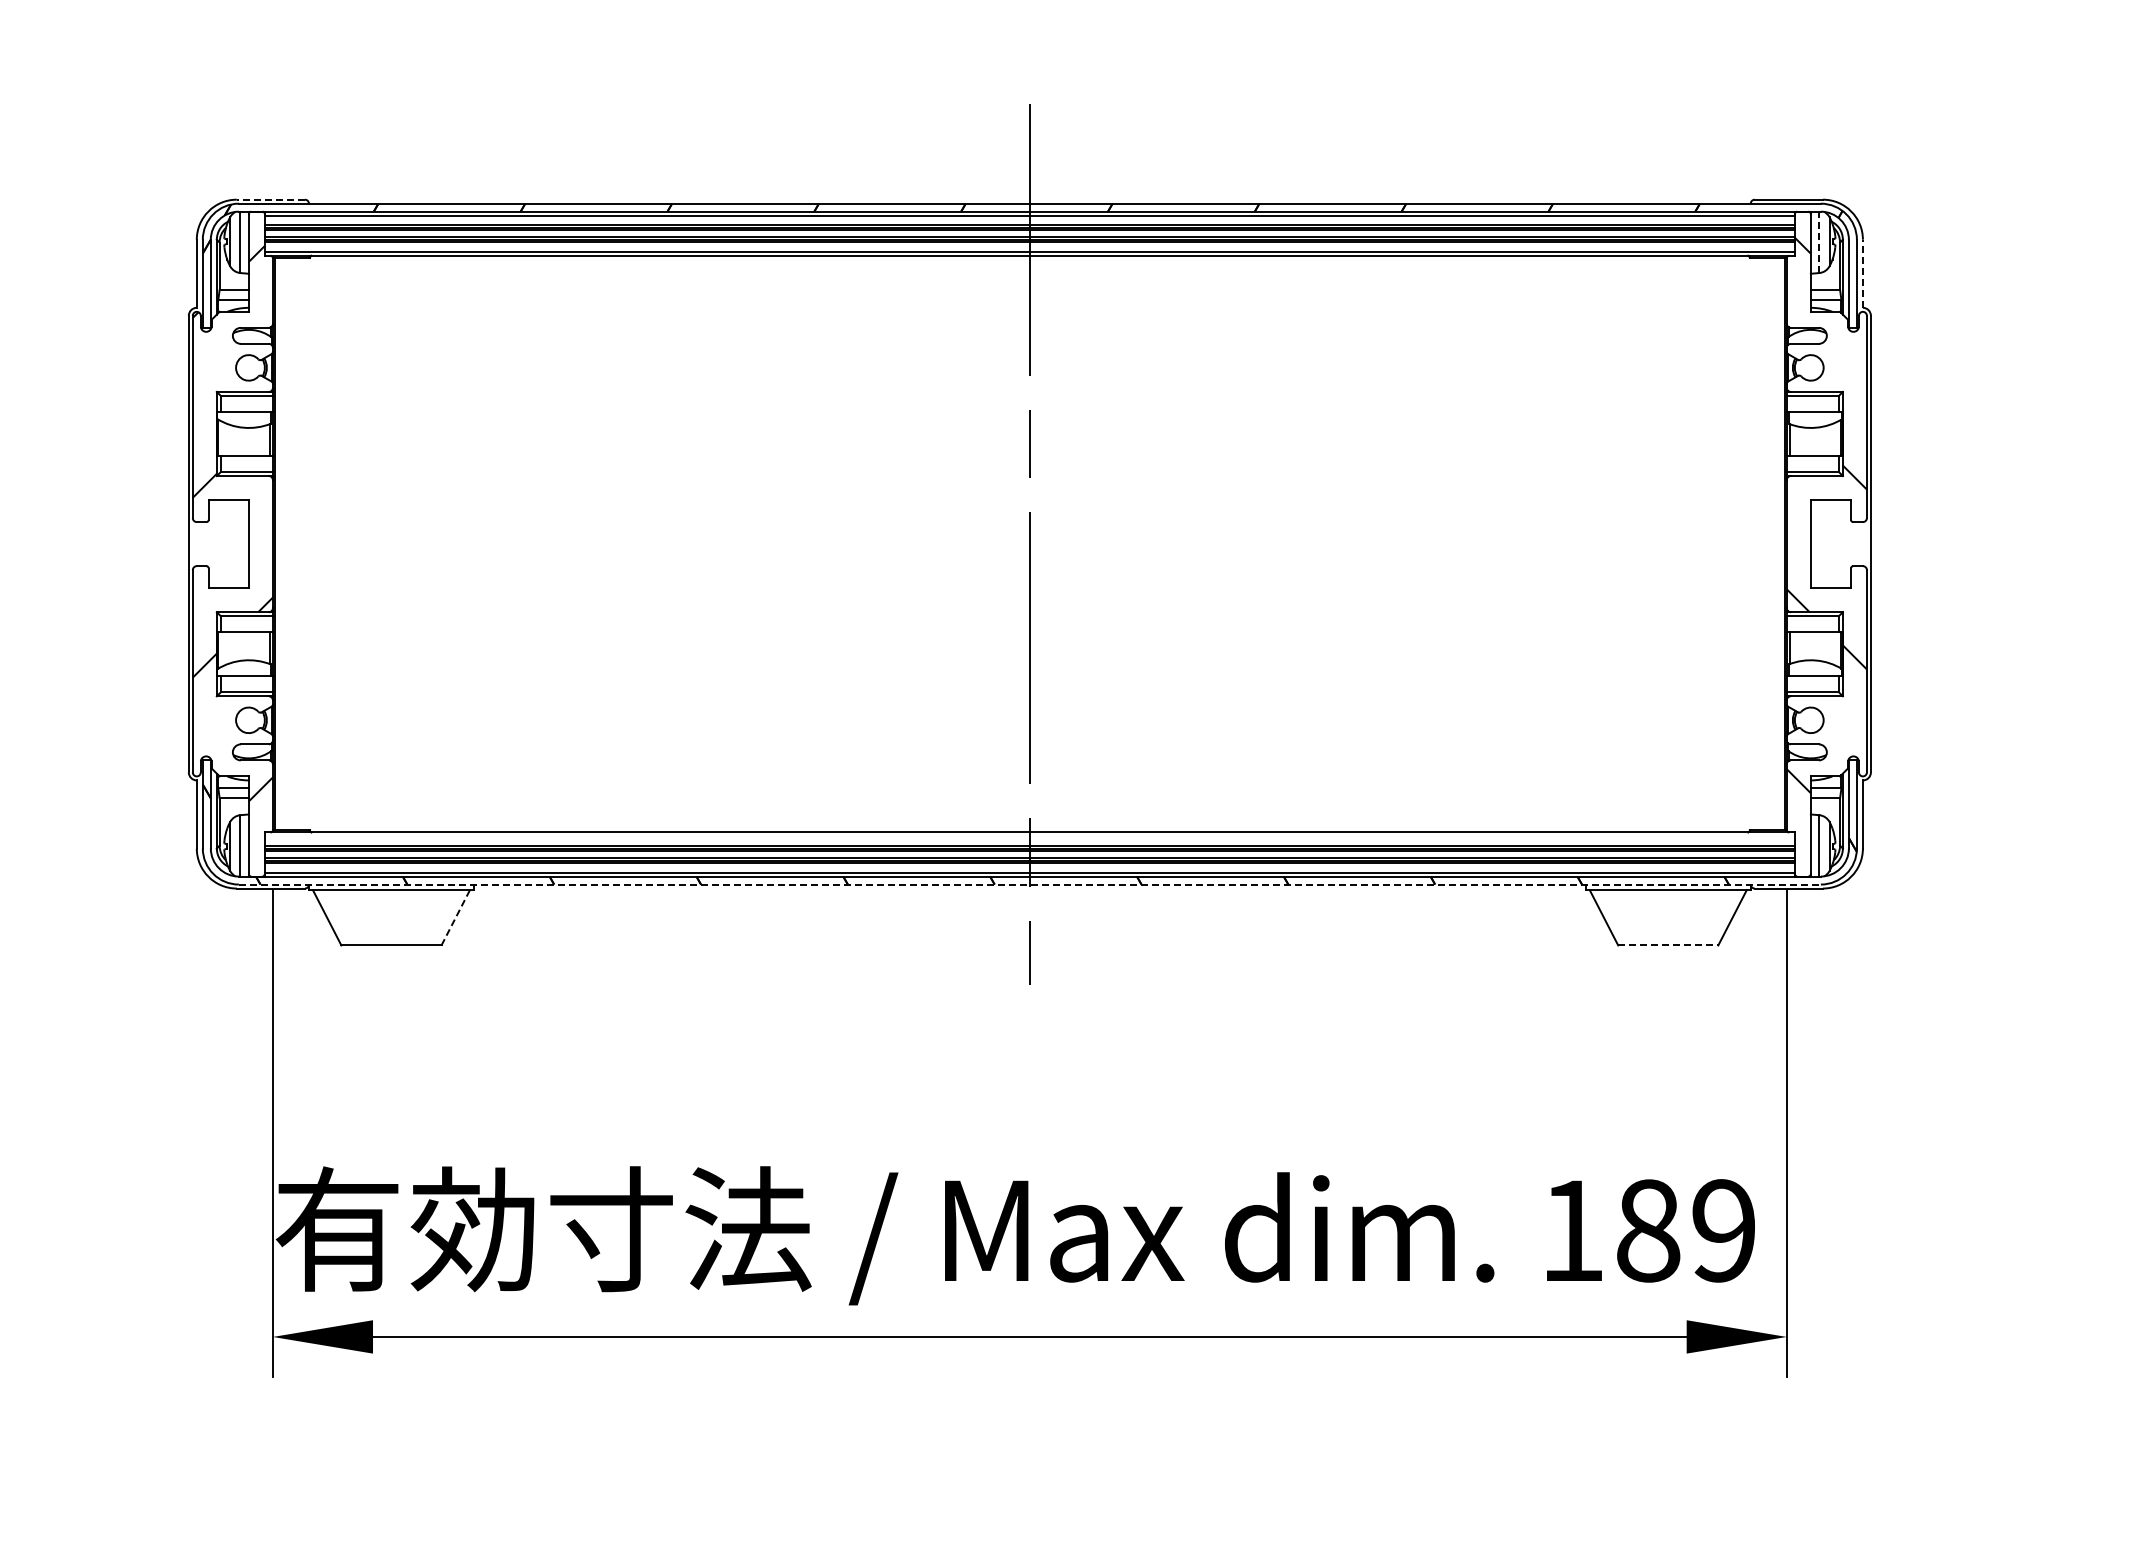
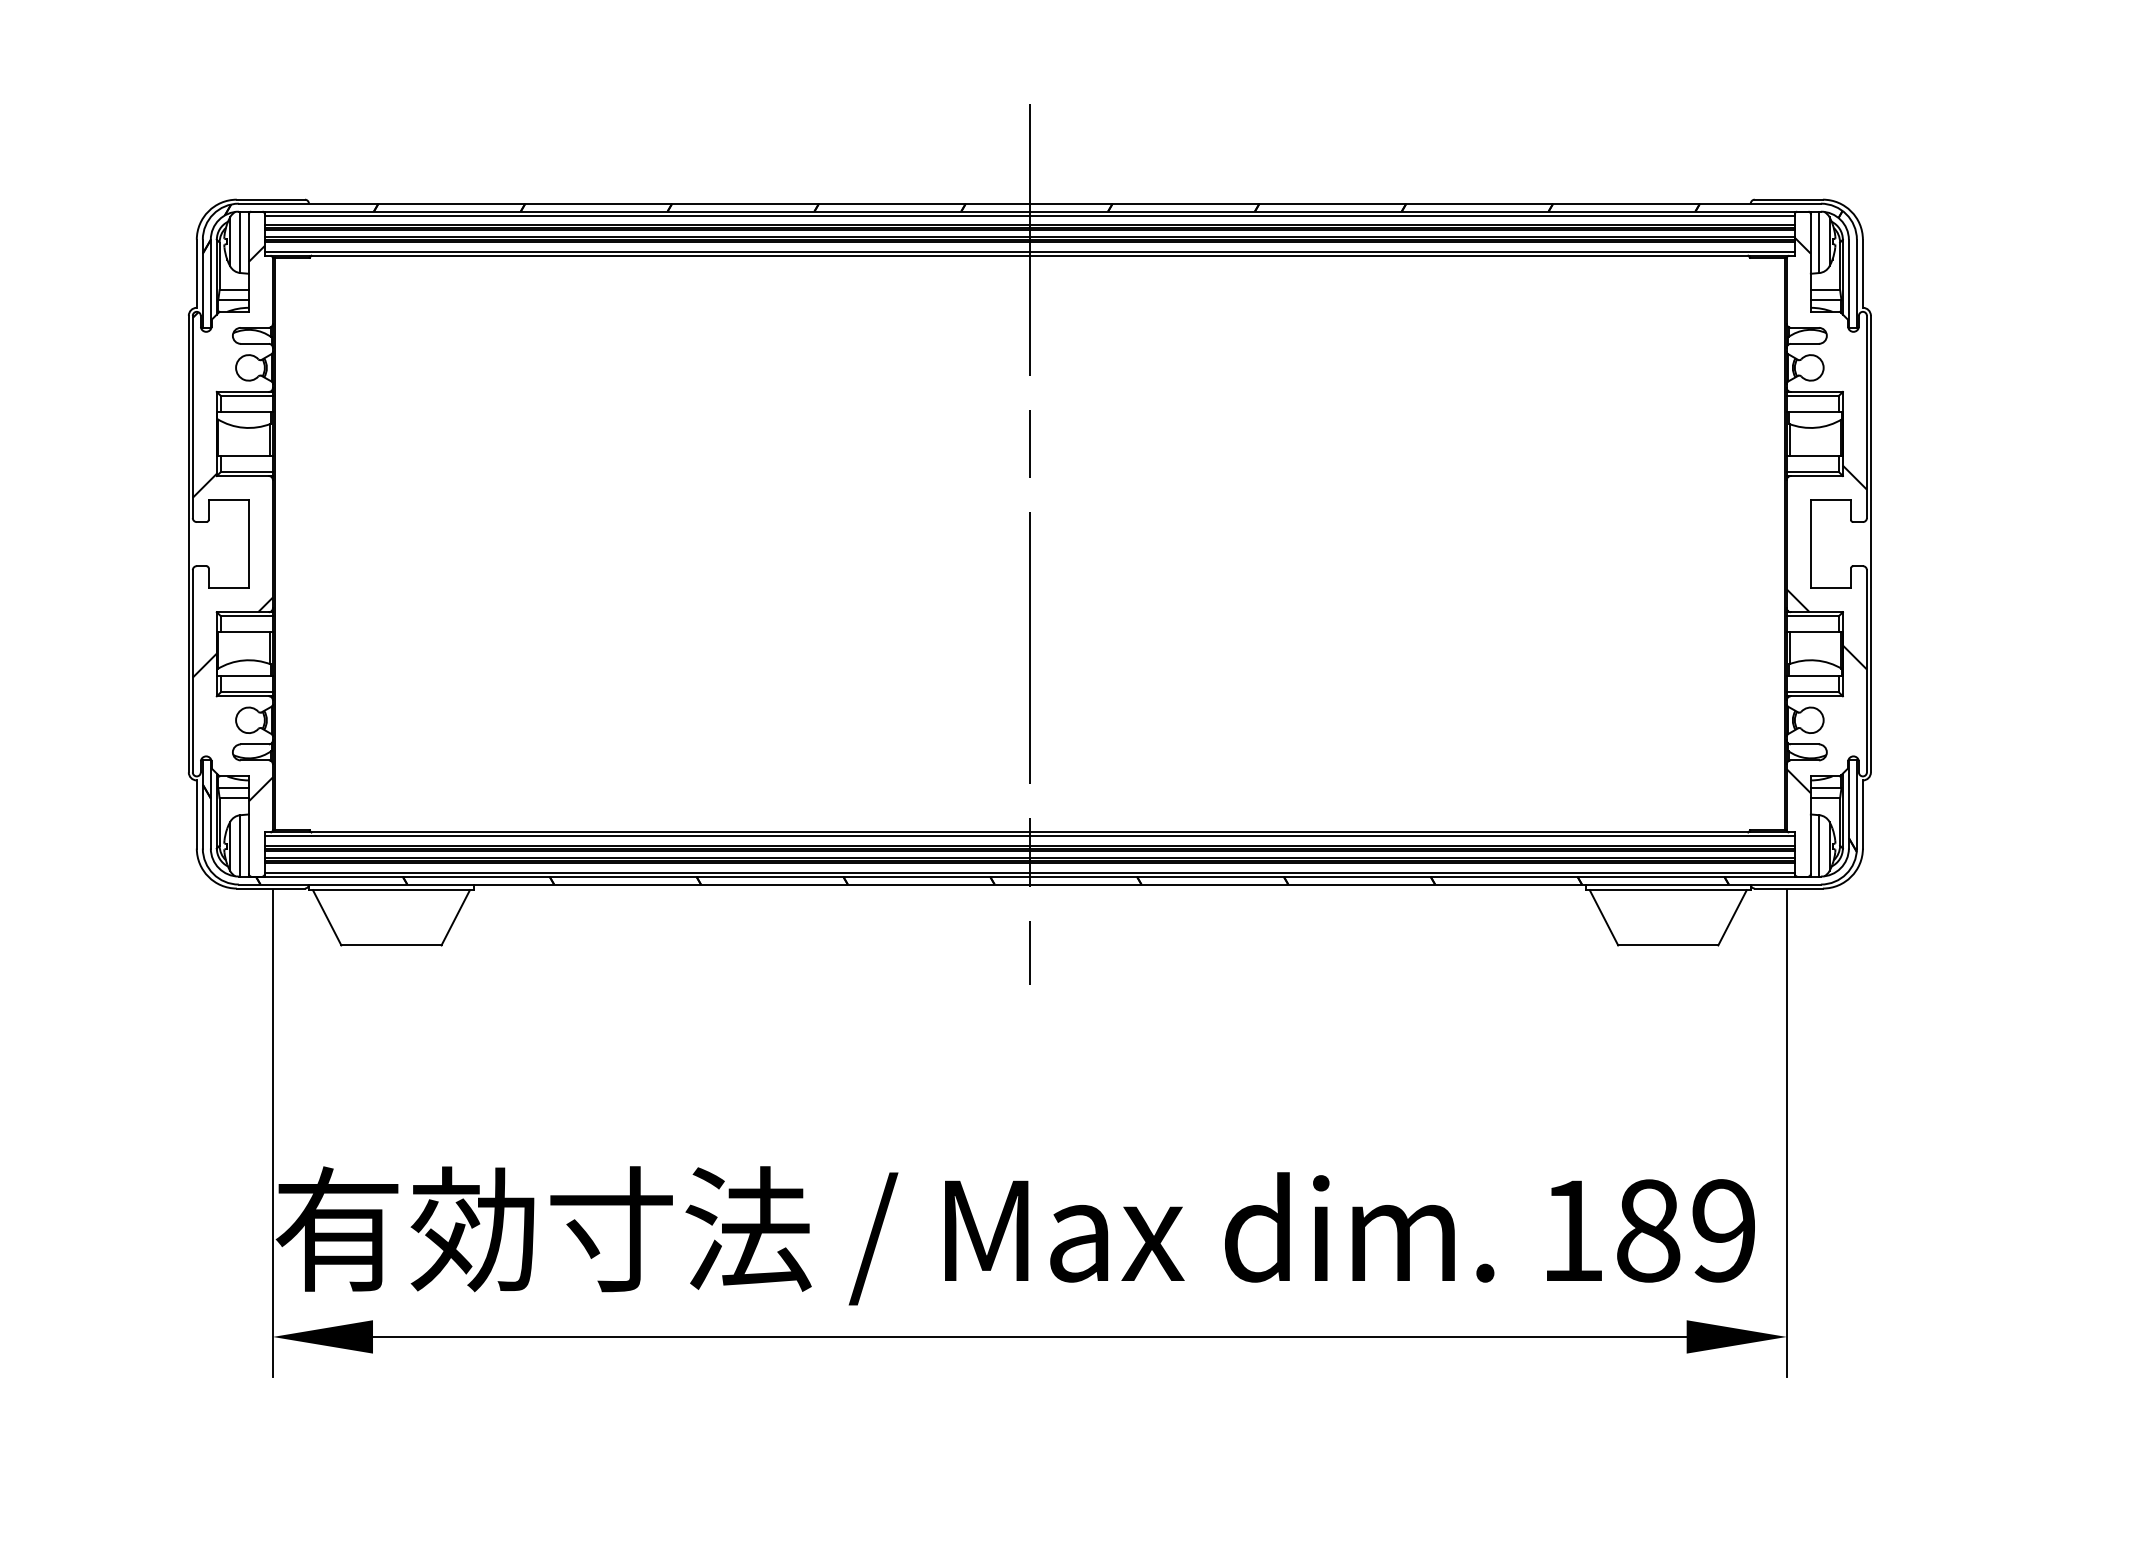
line: dashed -> solid (270, 199)
line: dashed -> solid (1819, 242)
line: dashed -> solid (1862, 273)
line: none -> present (1029, 836)
line: dashed -> solid (1030, 884)
line: dashed -> solid (455, 917)
line: dashed -> solid (1668, 945)
